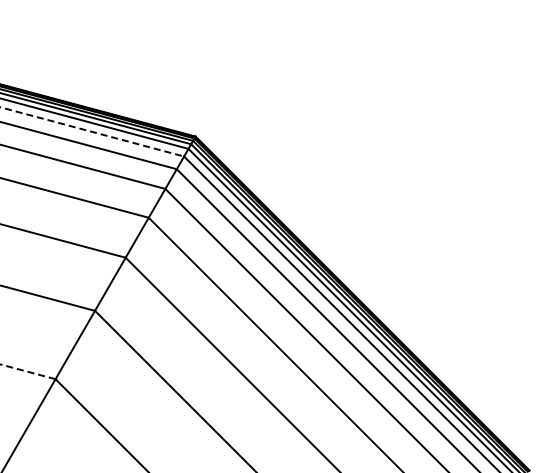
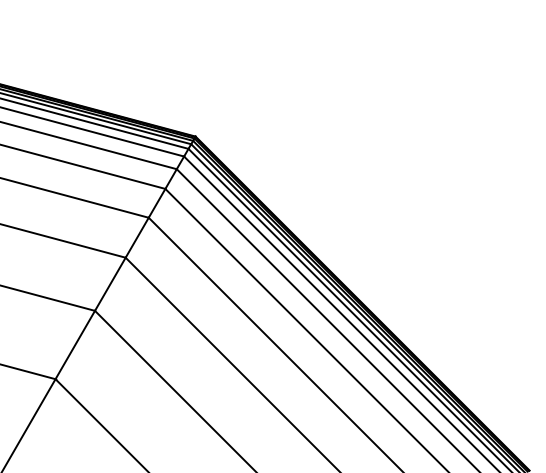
line: dashed -> solid (92, 131)
line: dashed -> solid (27, 371)
